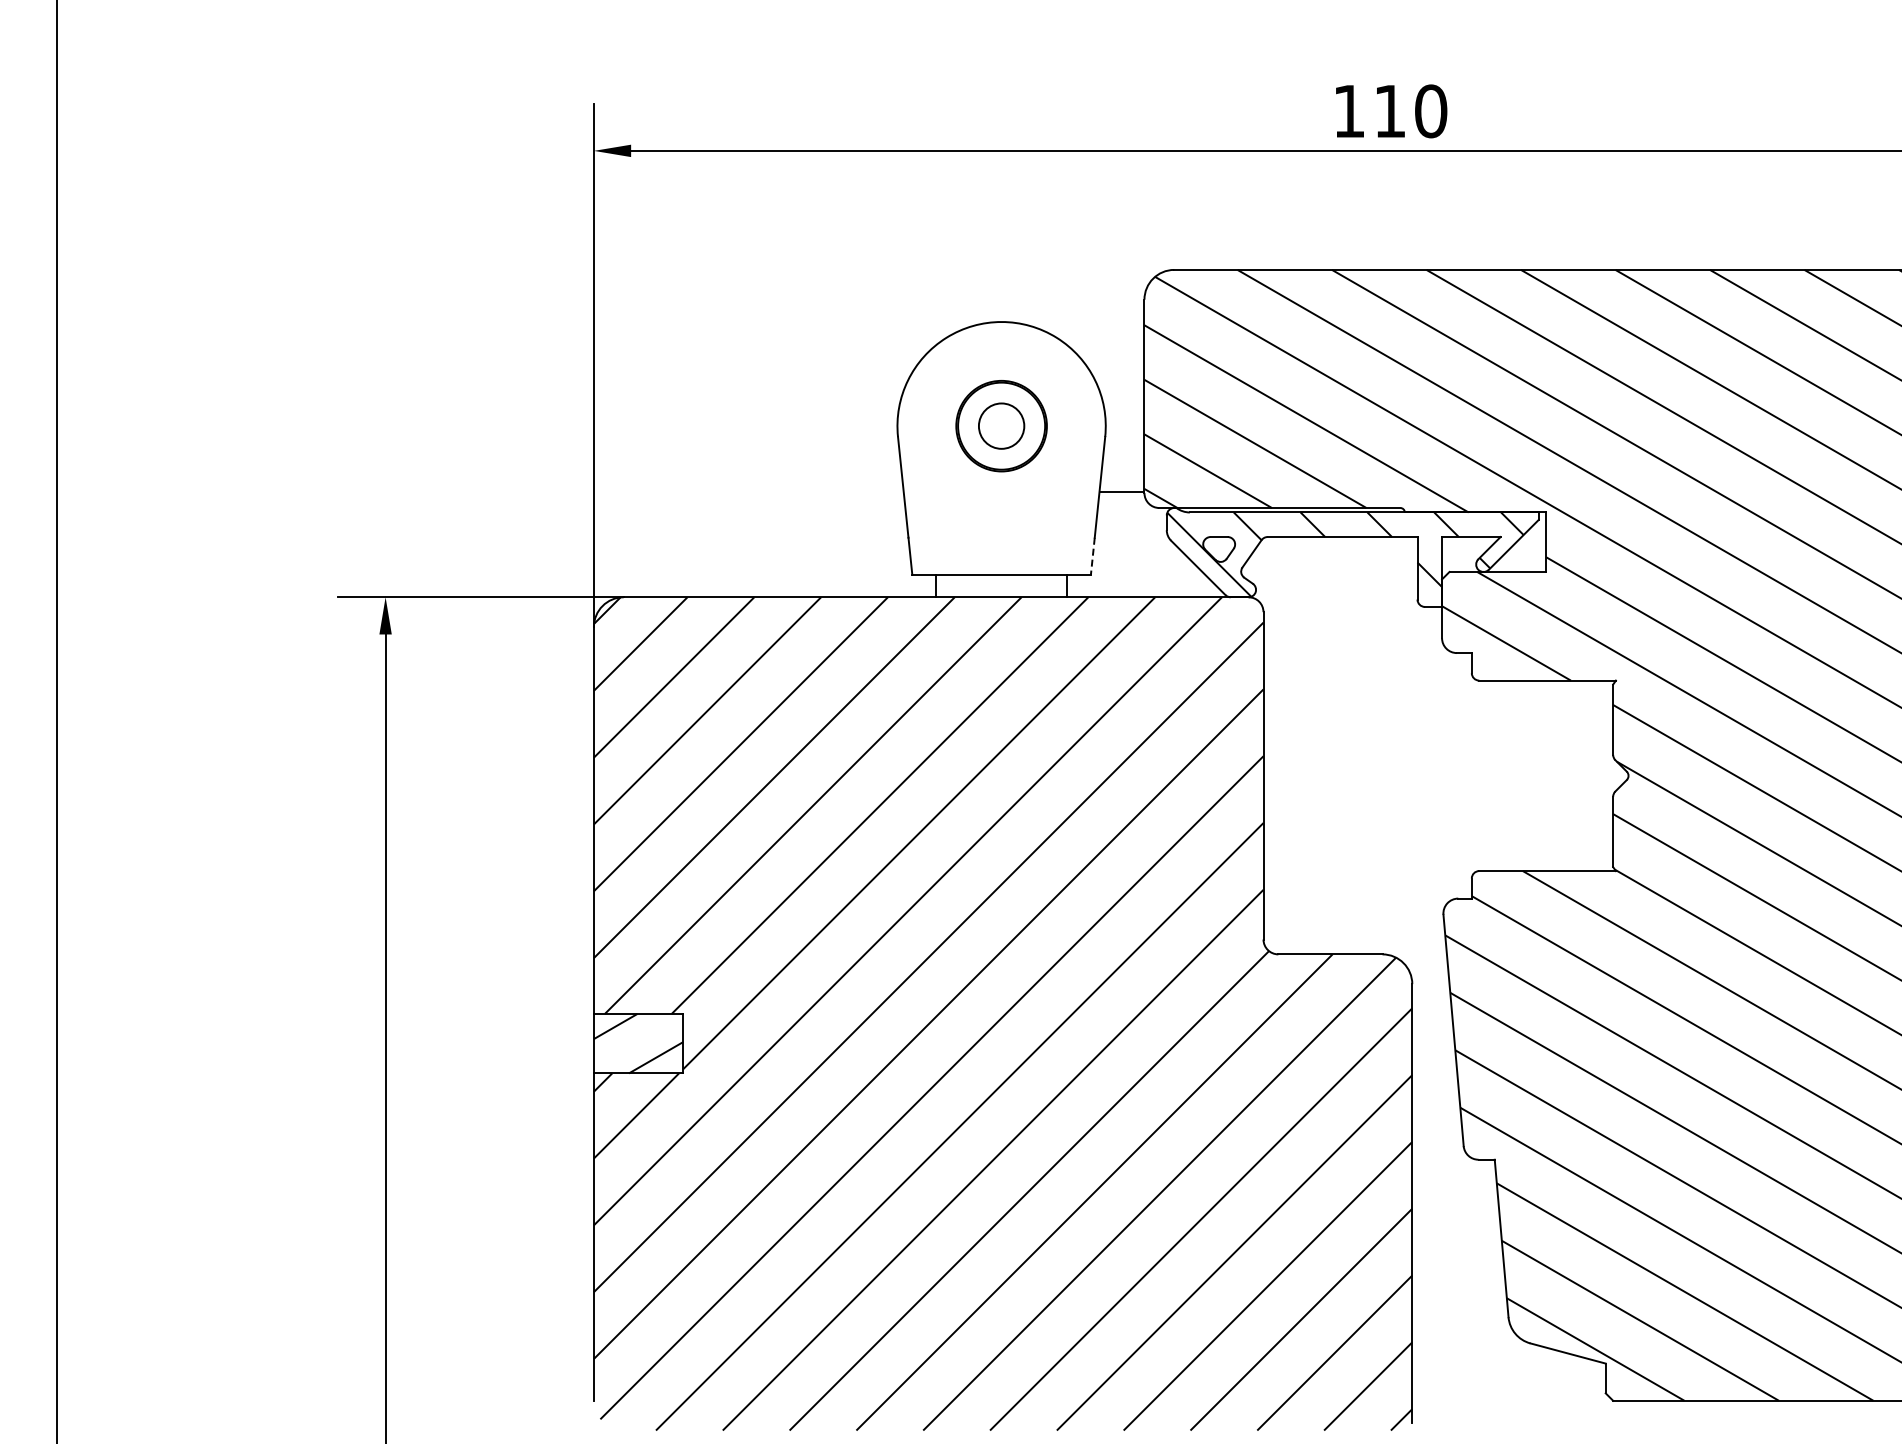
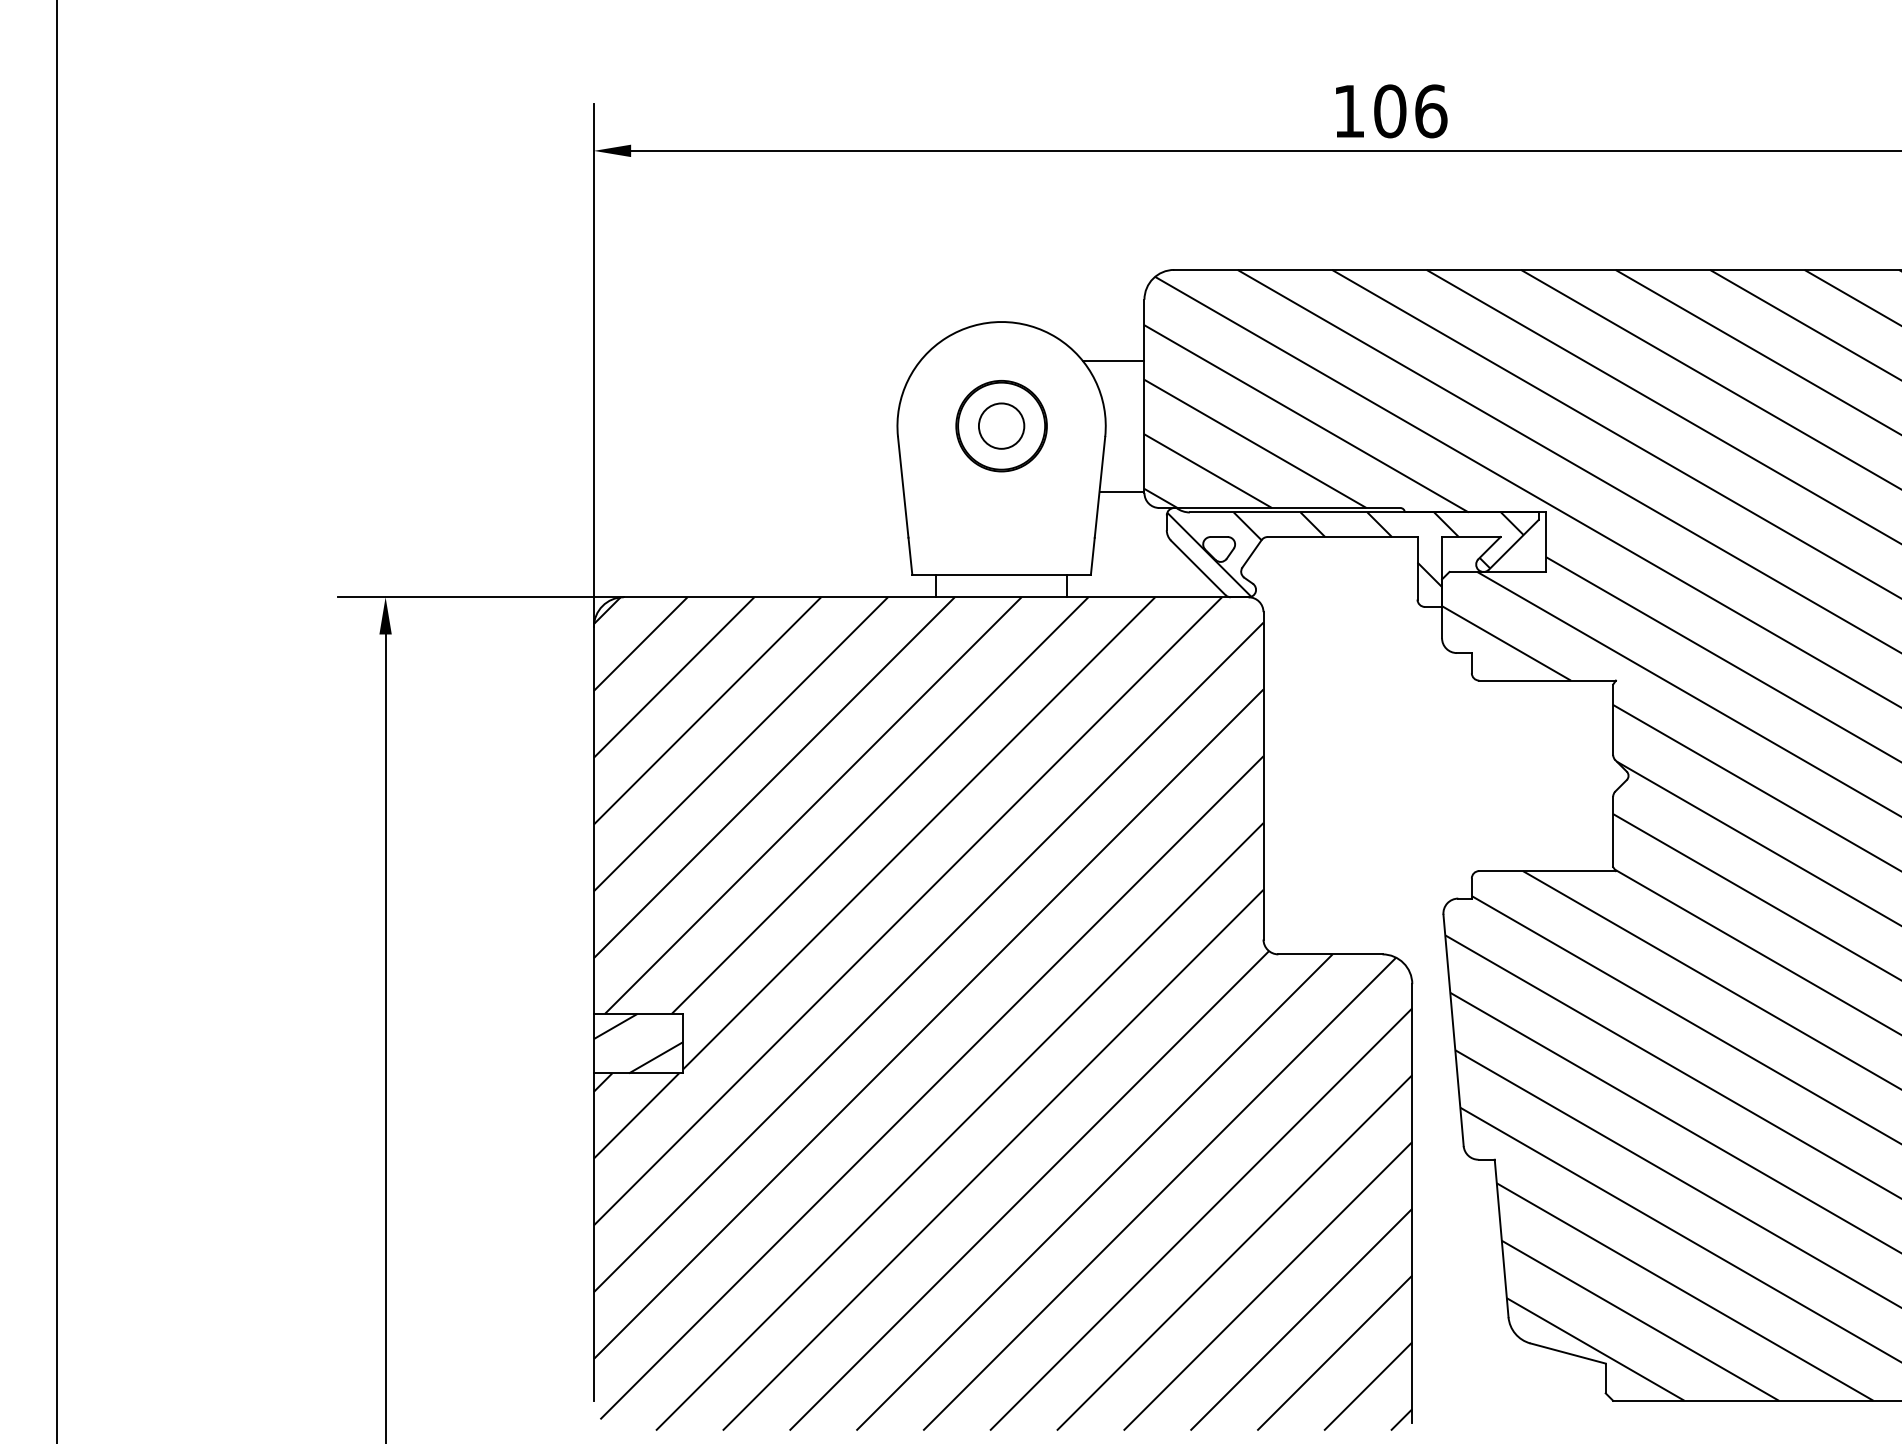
text: 110 -> 106 (1410, 111)
line: none -> present (1113, 360)
line: dashed -> solid (1092, 556)
